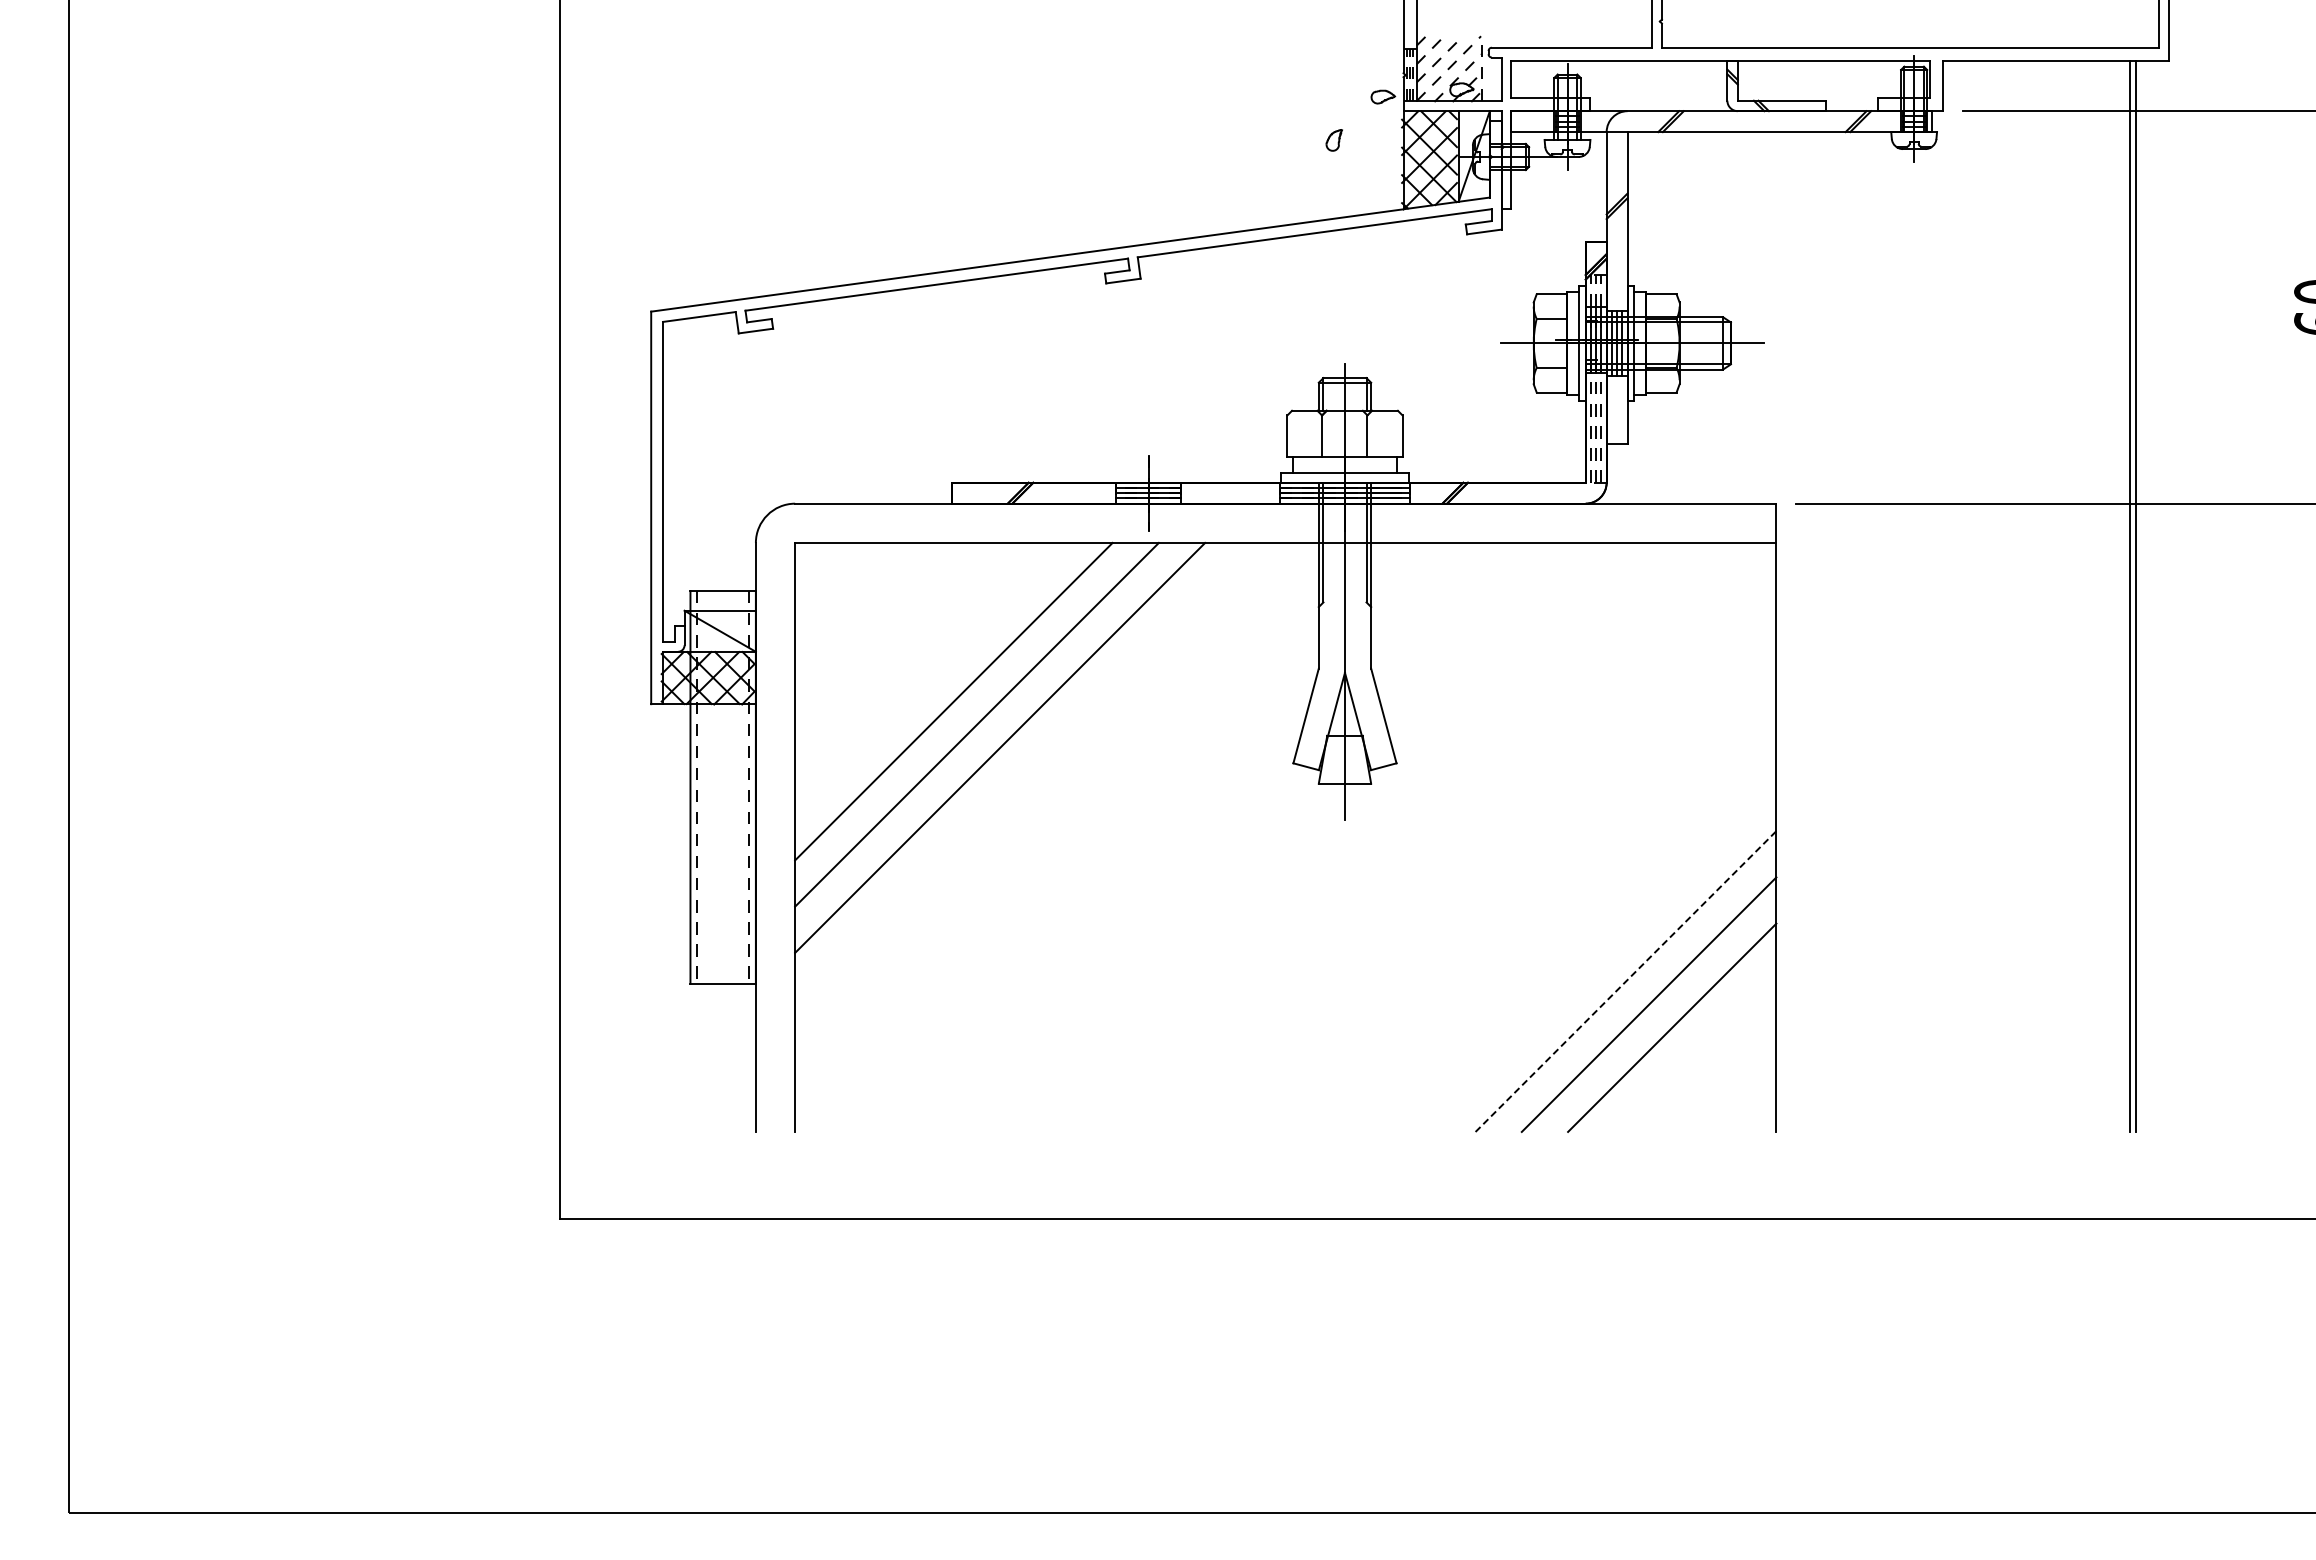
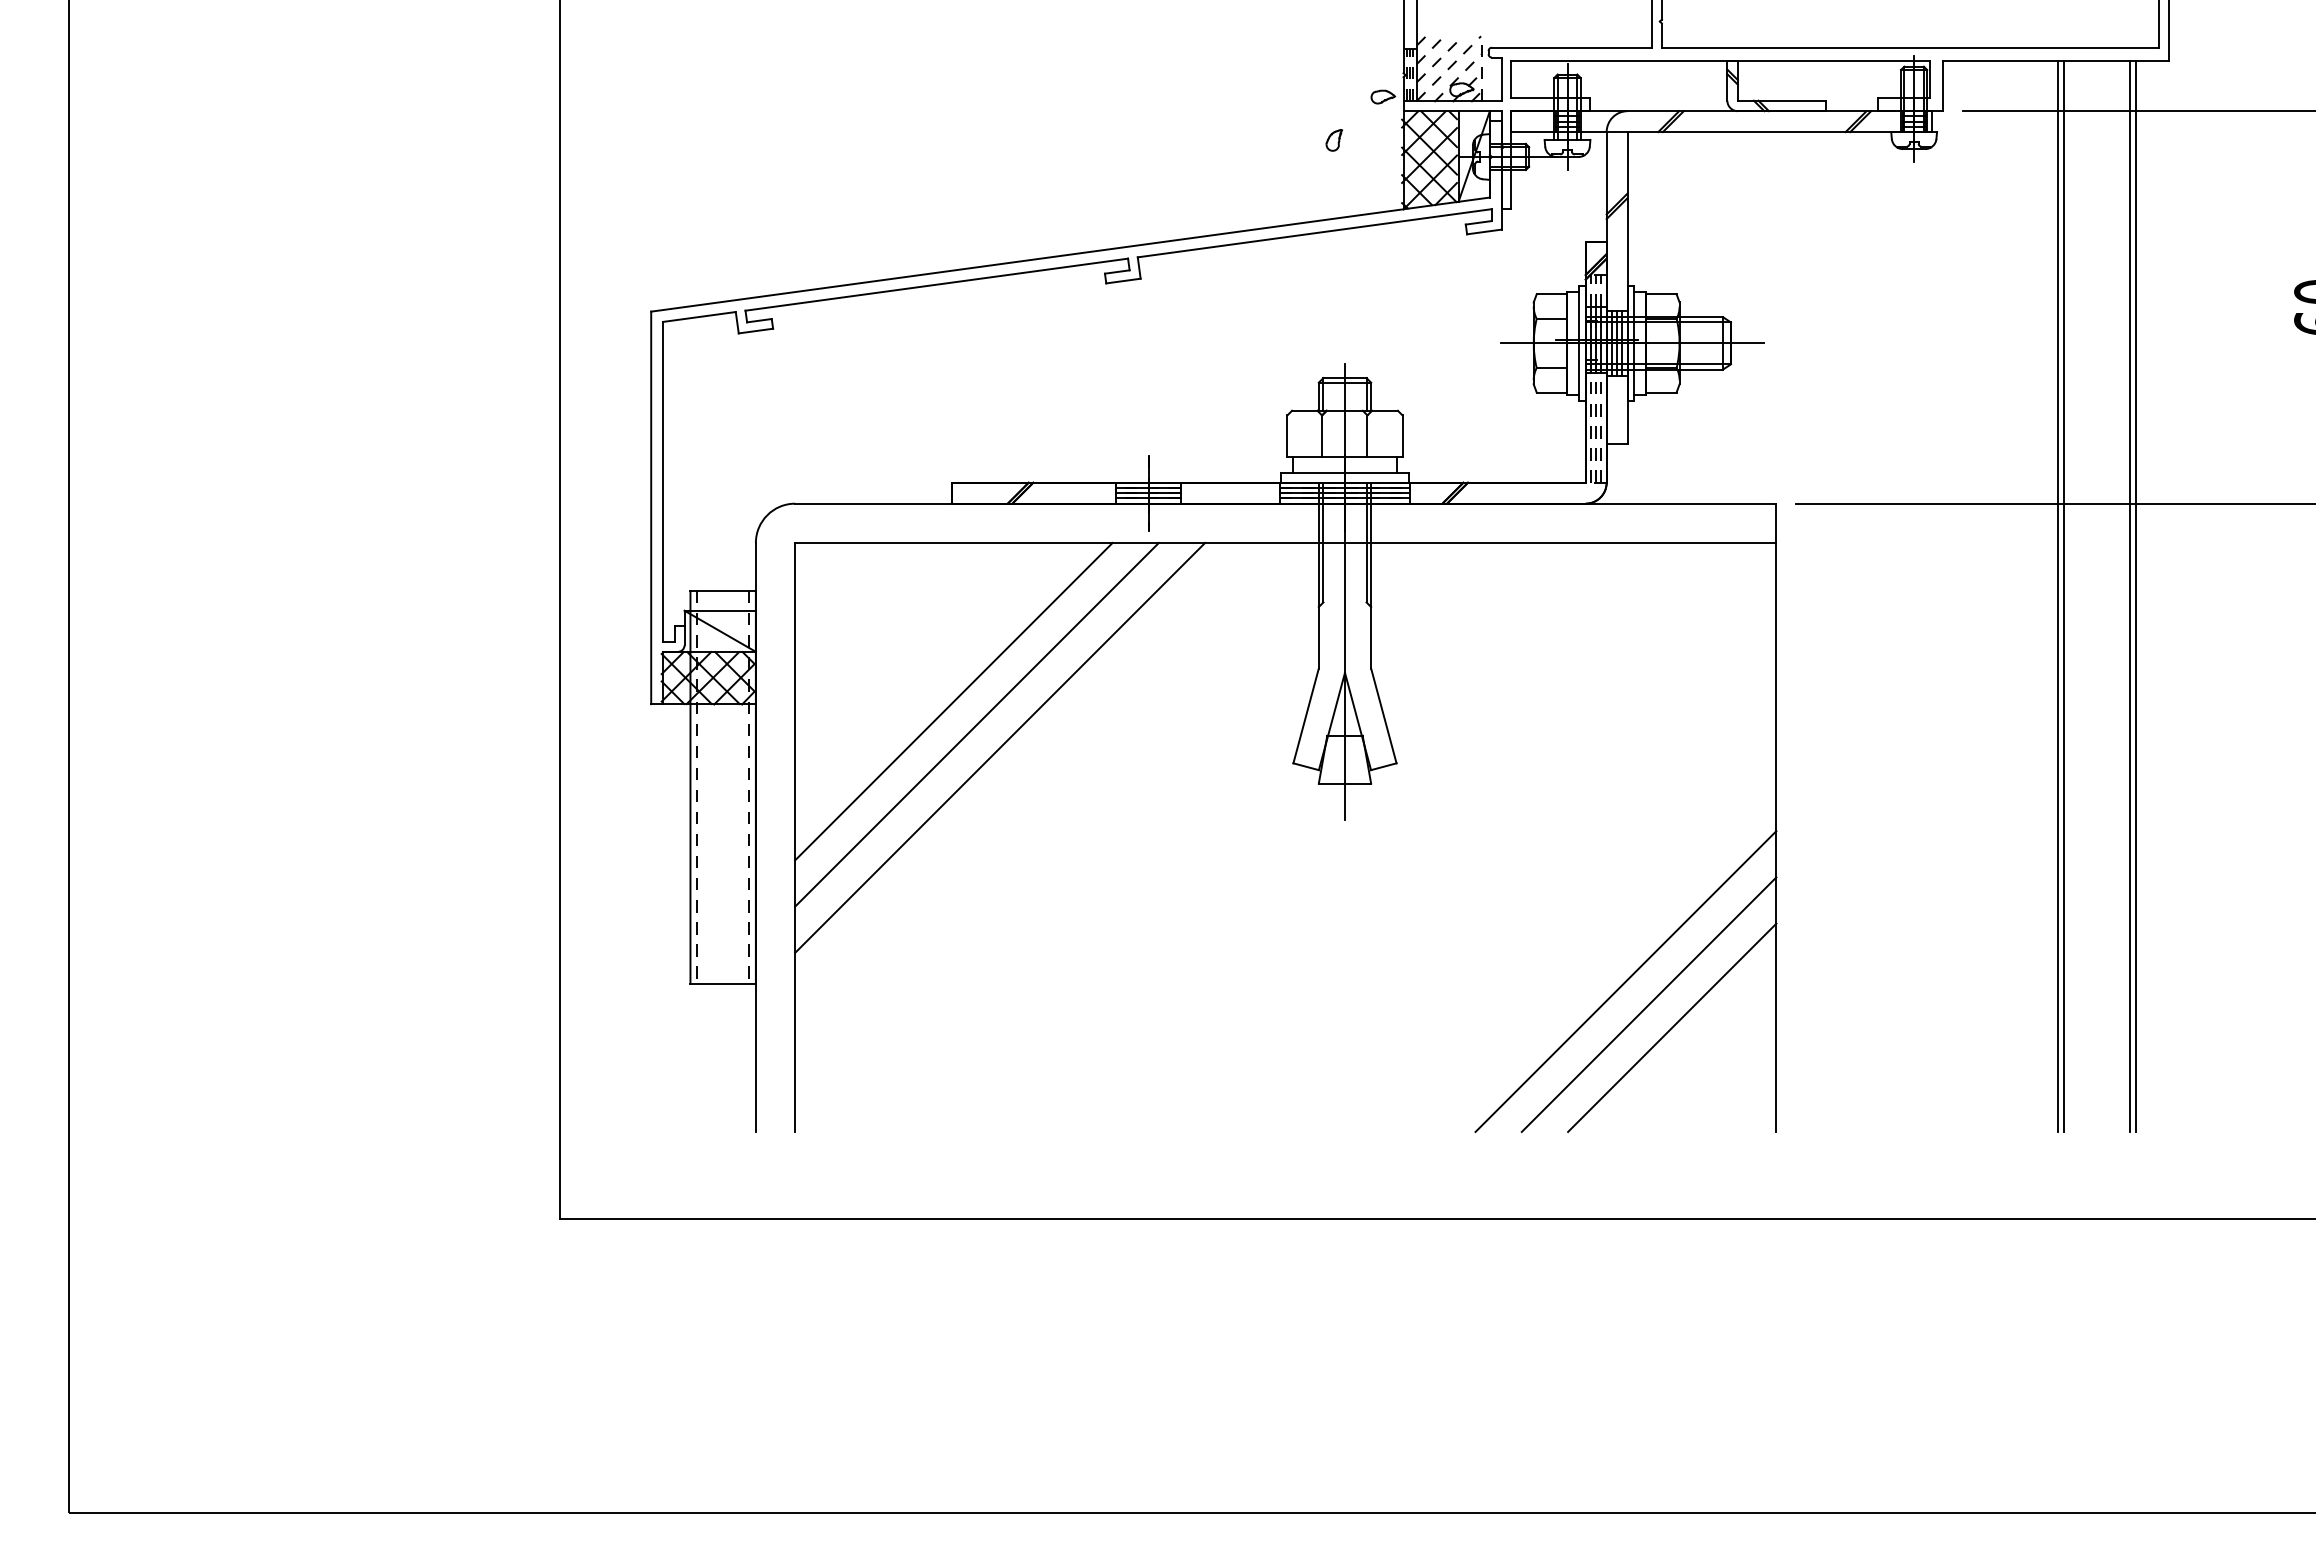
line: none -> present (2057, 595)
line: none -> present (2064, 595)
line: dashed -> solid (1625, 981)
